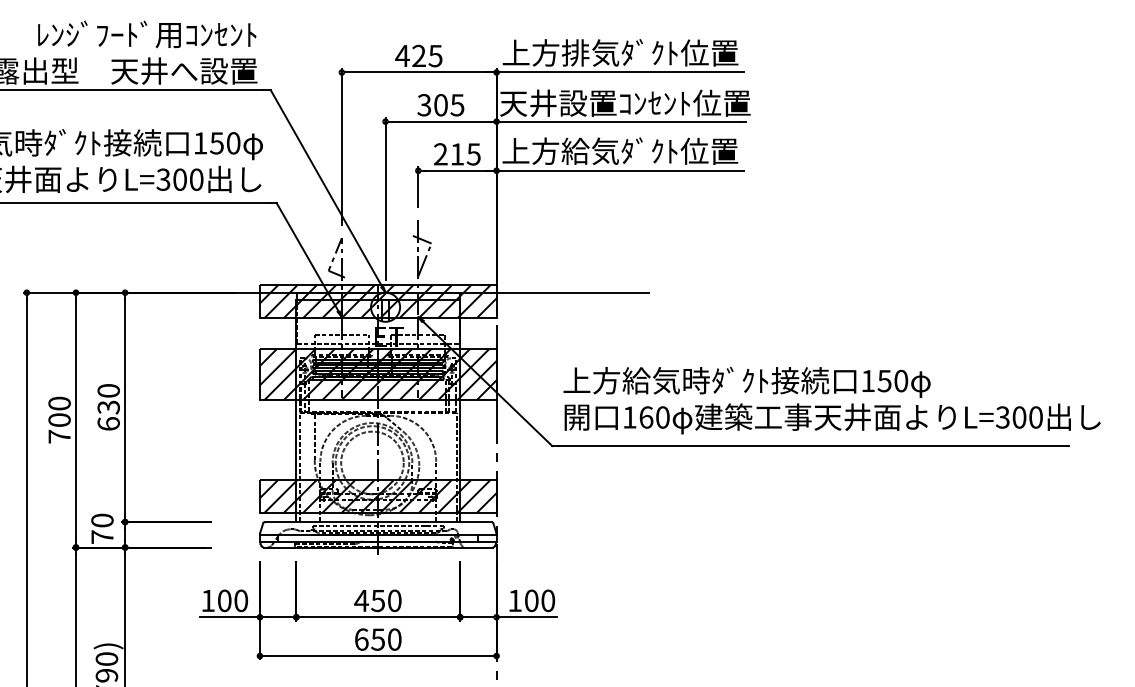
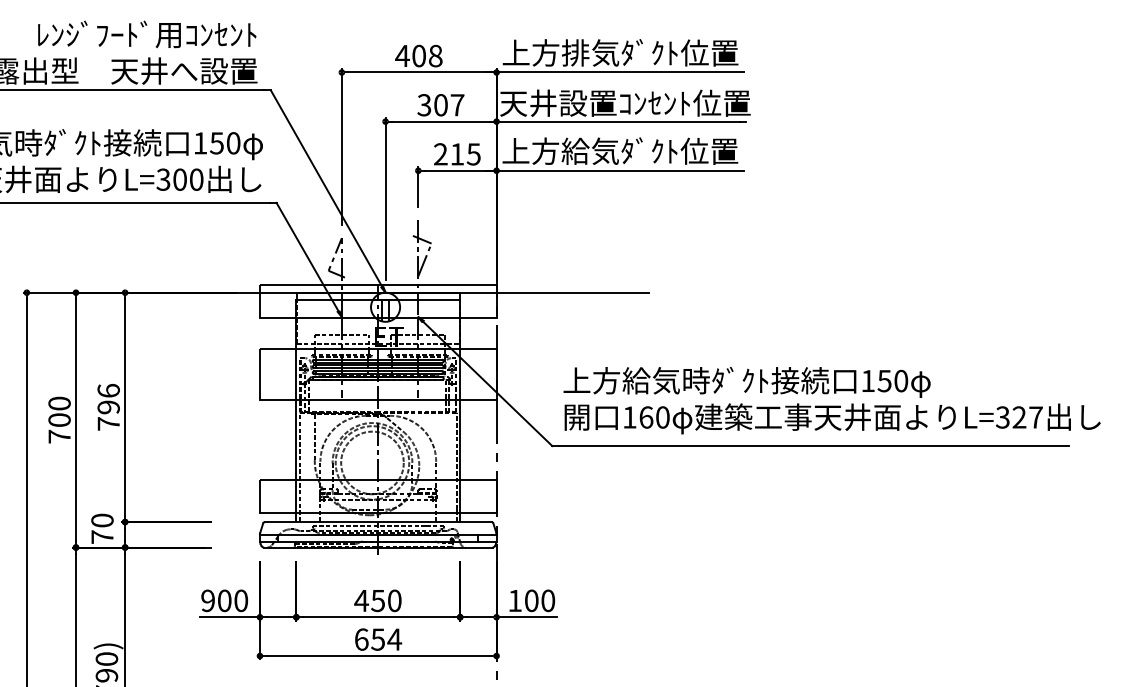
text: 425 -> 408 (427, 55)
text: 305 -> 307 (457, 105)
hatch: present -> none (378, 301)
hatch: present -> none (378, 374)
text: 630 -> 796 (108, 406)
text: L=300 -> L=327 (1027, 417)
hatch: present -> none (378, 496)
text: 100 -> 900 (207, 600)
text: 650 -> 654 (394, 639)
